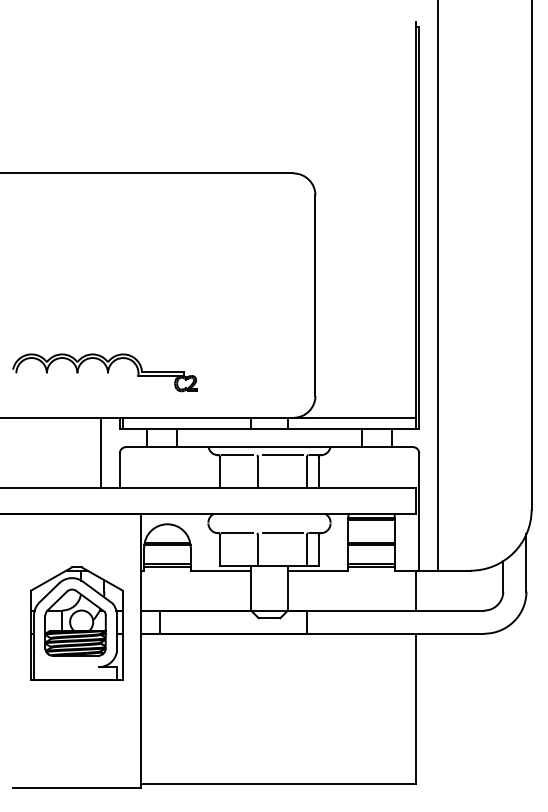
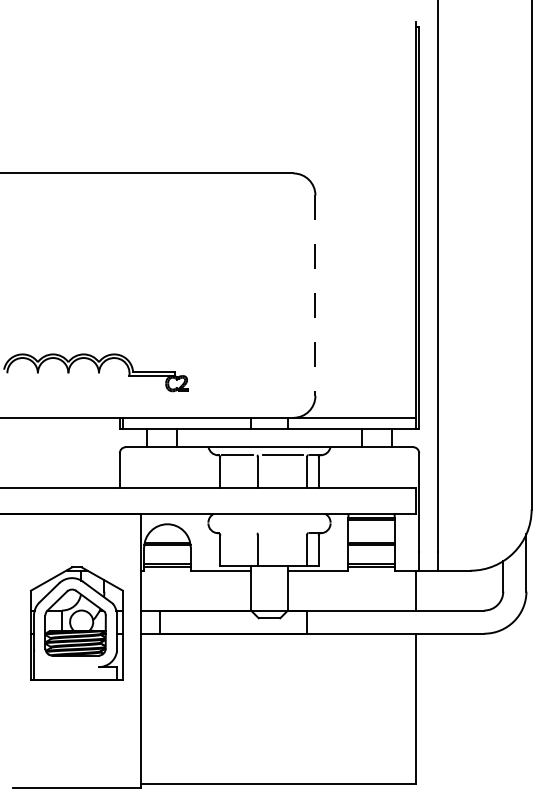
line: solid -> dashed (315, 296)
part position: (104, 372) -> (95, 372) (95, 372)
line: present -> none (101, 452)
line: present -> none (237, 533)
line: present -> none (283, 533)
